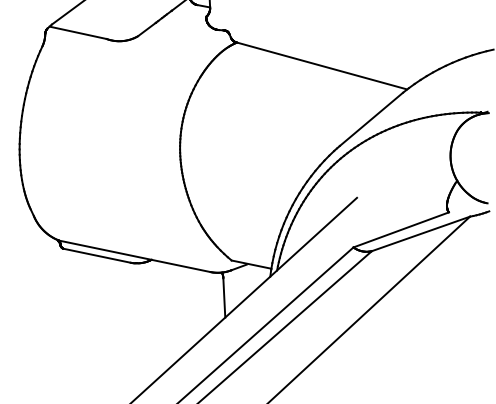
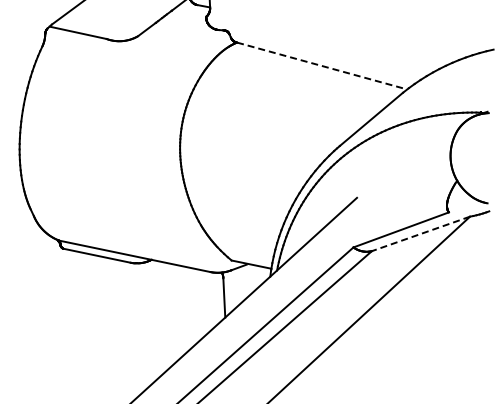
line: solid -> dashed (322, 66)
line: solid -> dashed (420, 234)
